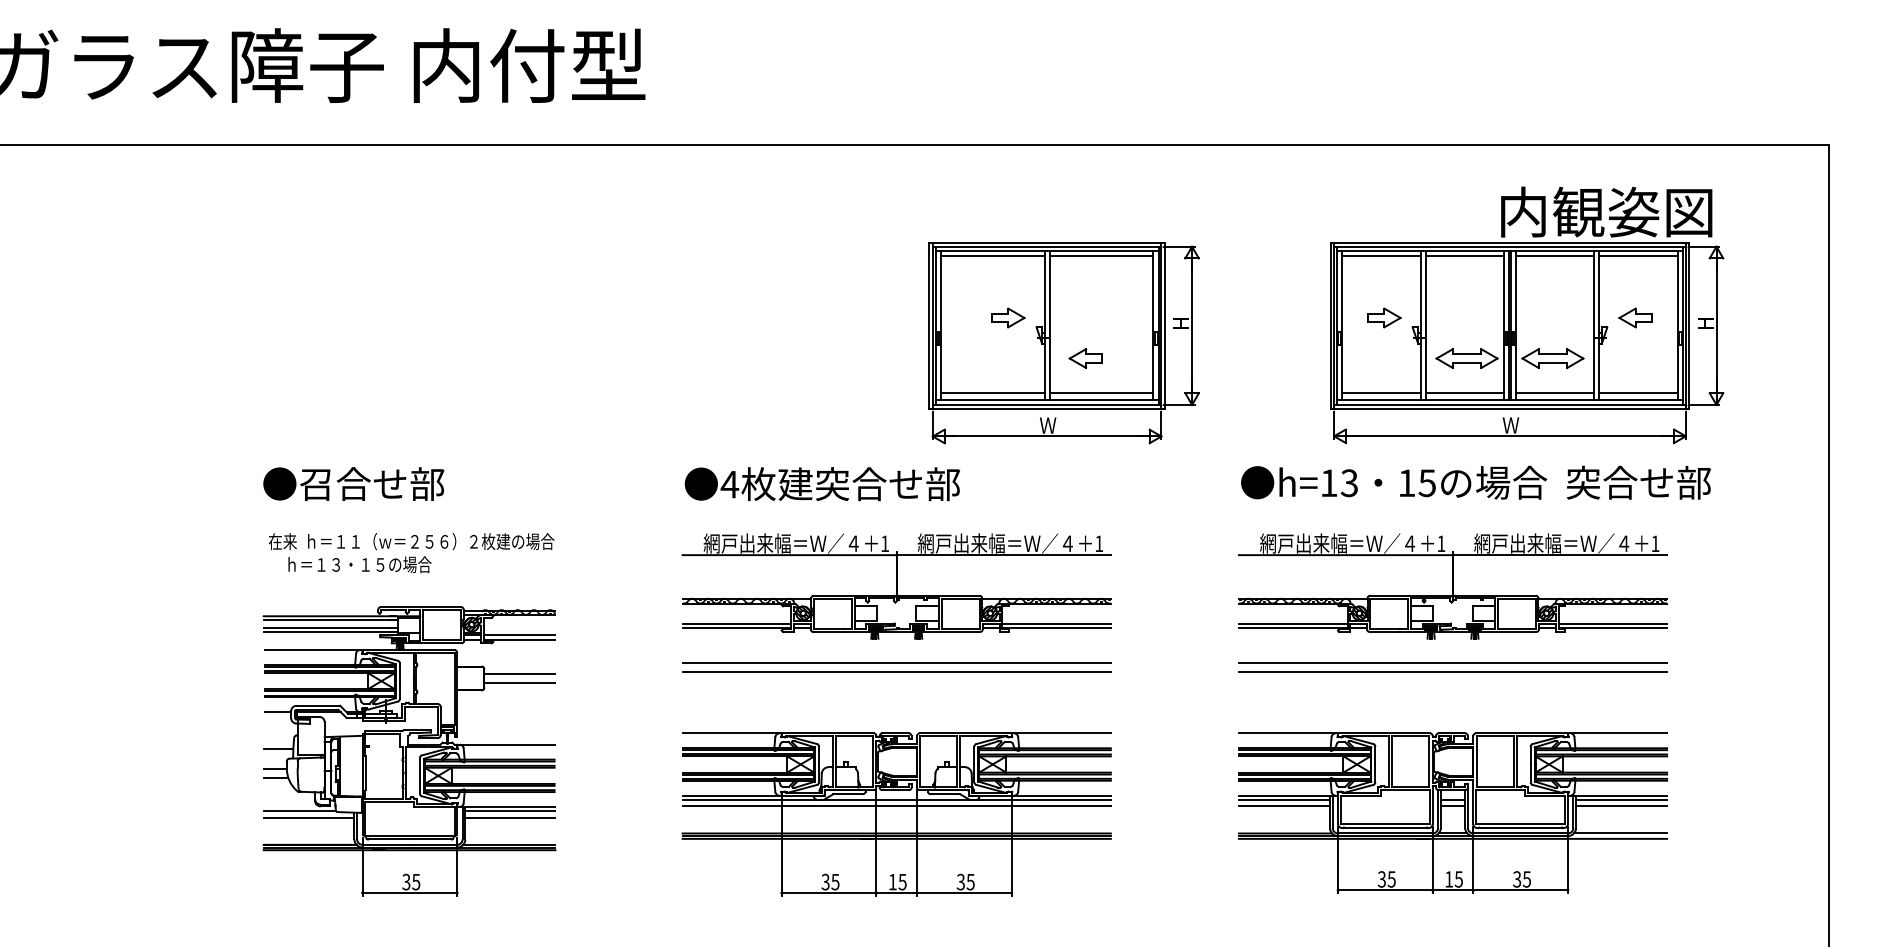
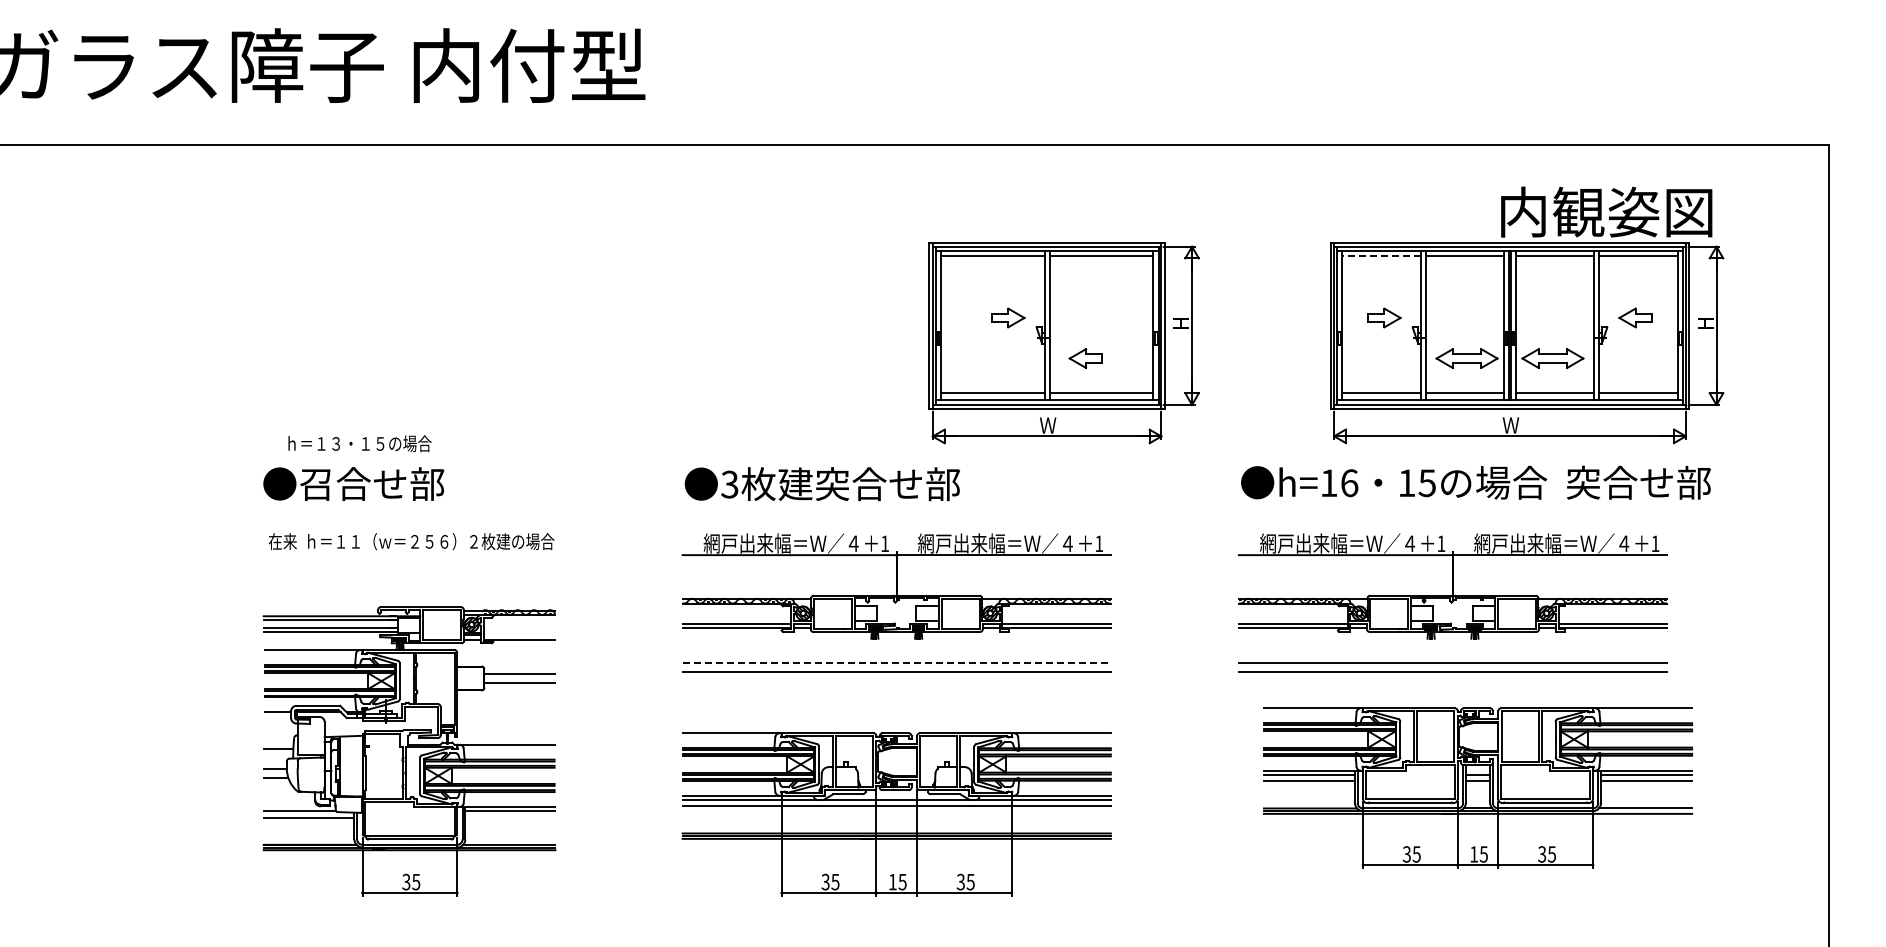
line: solid -> dashed (1381, 255)
text: h=13 -> h=16 (1349, 483)
text: 4 -> 3 (729, 484)
text position: (359, 564) -> (359, 443) (359, 443)
line: present -> none (519, 635)
line: solid -> dashed (897, 662)
part position: (1452, 812) -> (1477, 787) (1477, 787)
line: present -> none (510, 817)
